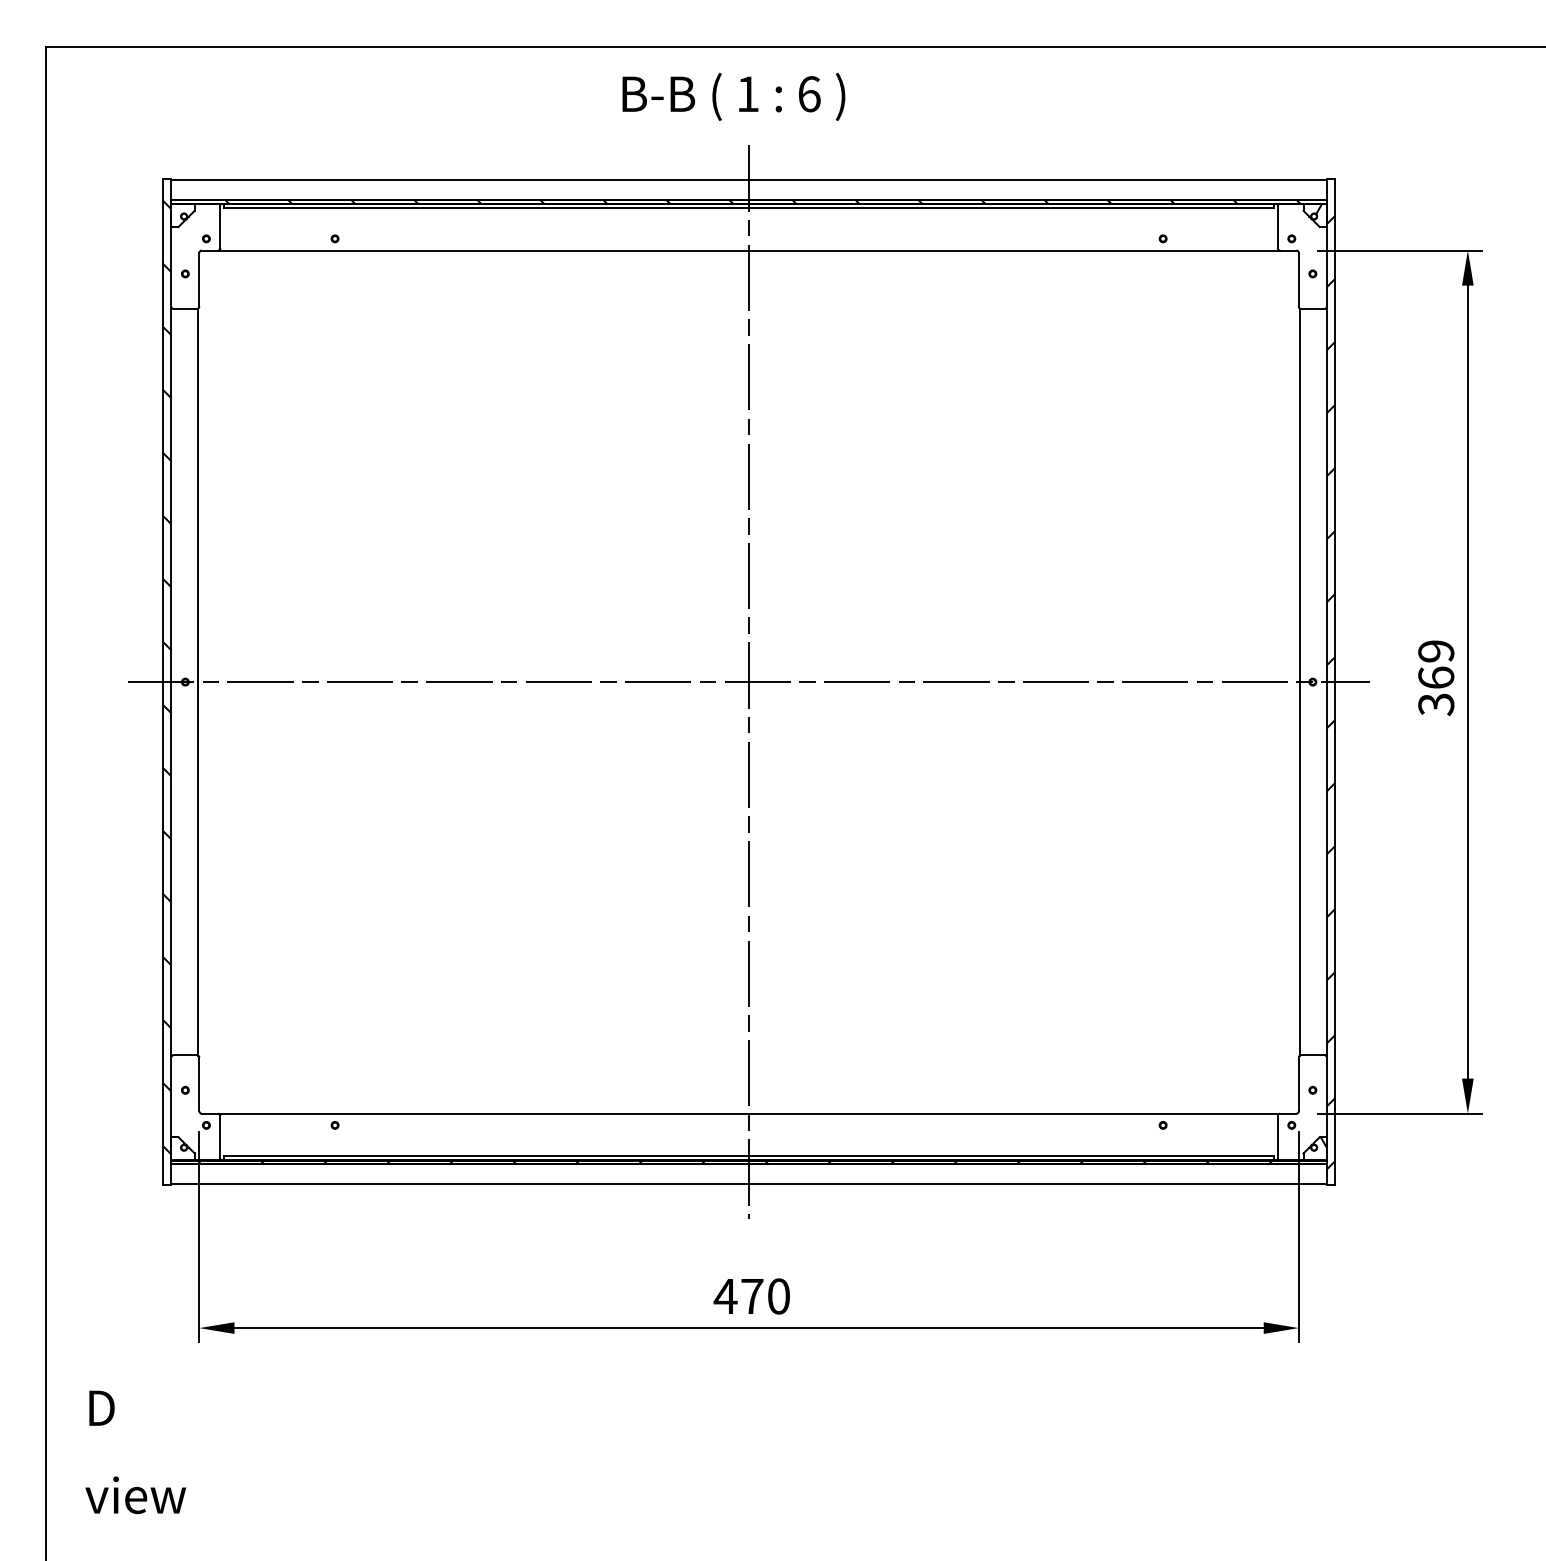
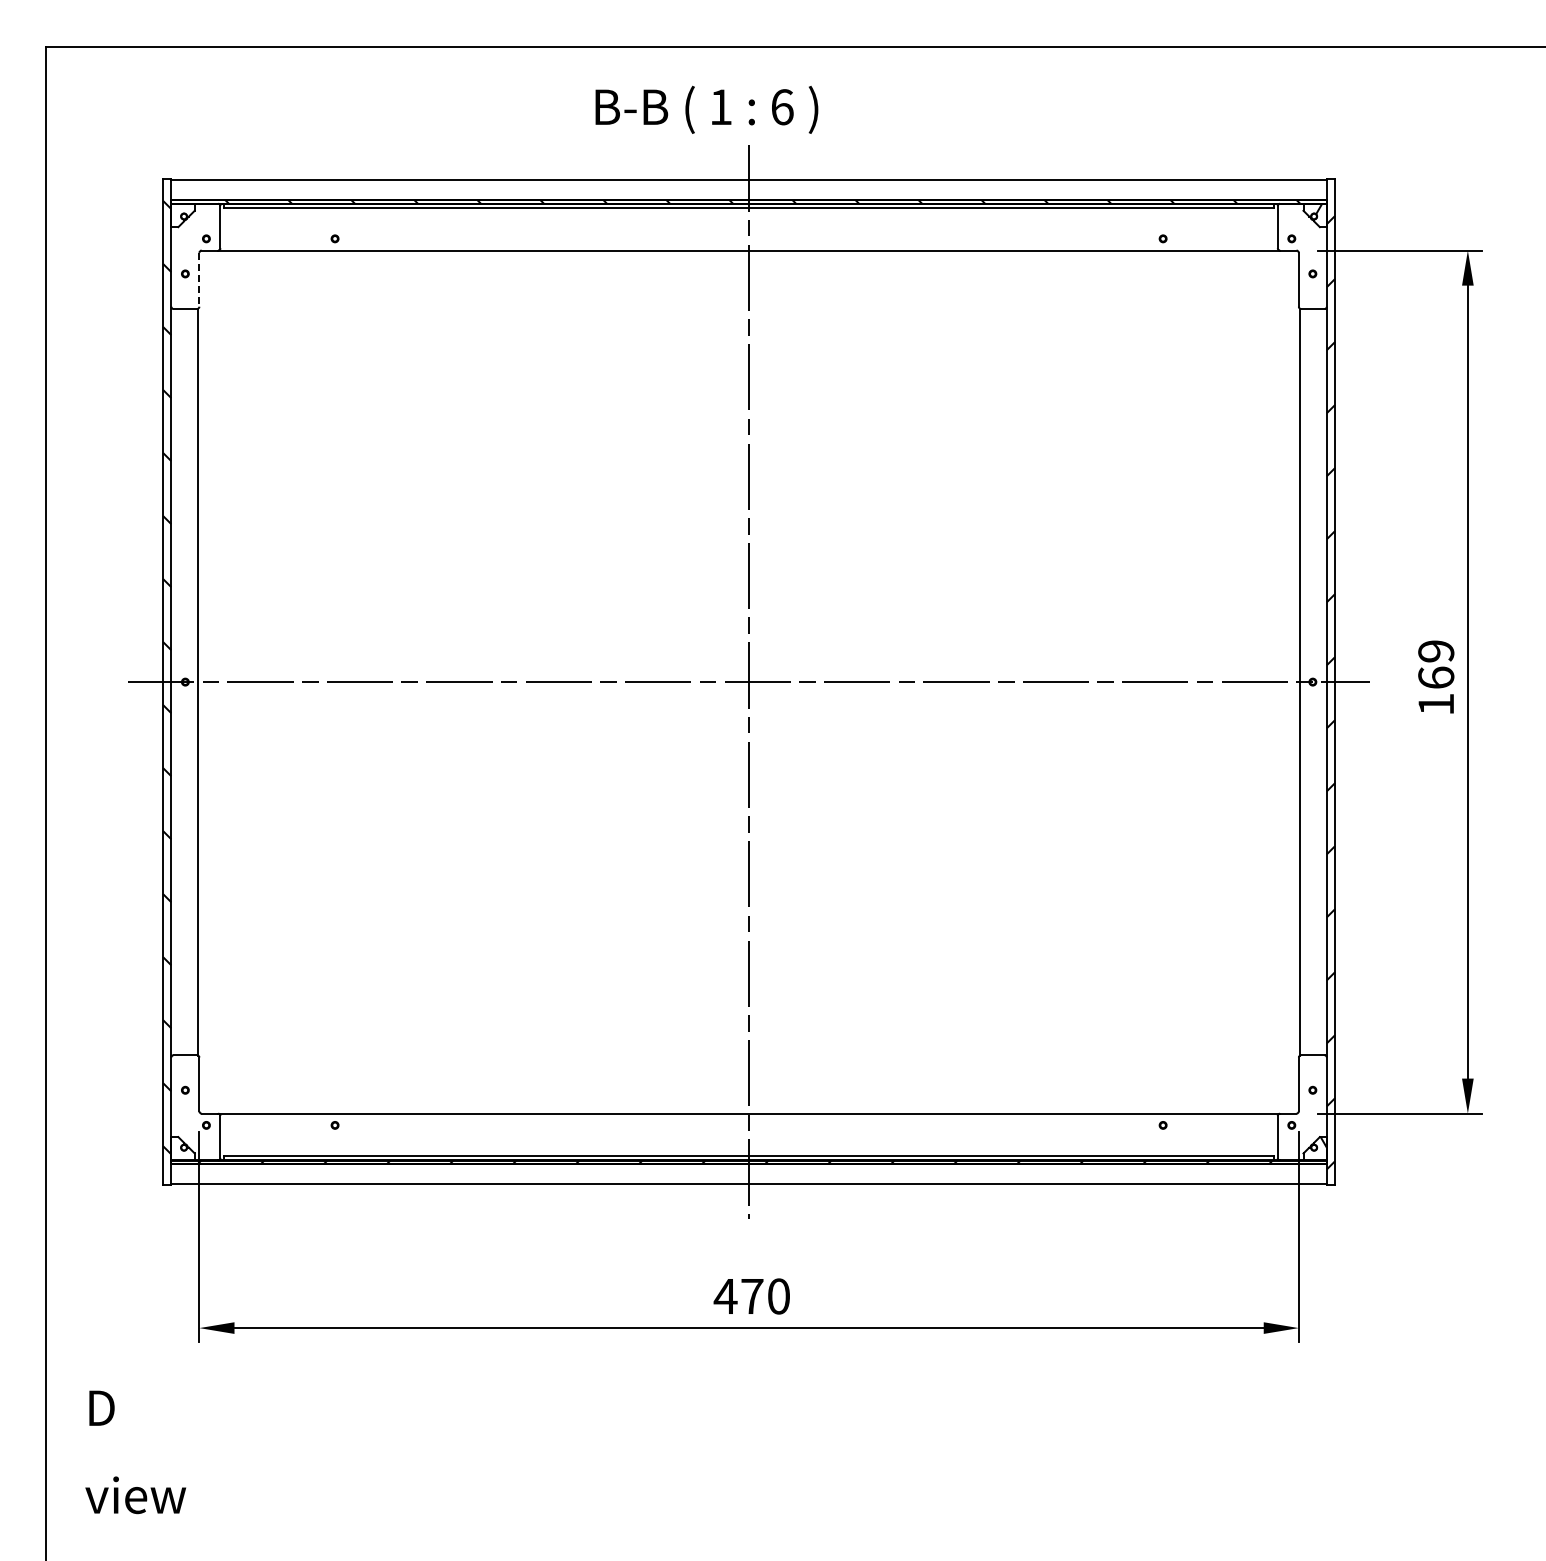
text position: (733, 96) -> (706, 109) (706, 109)
line: solid -> dashed (199, 279)
text: 369 -> 169 (1436, 704)
